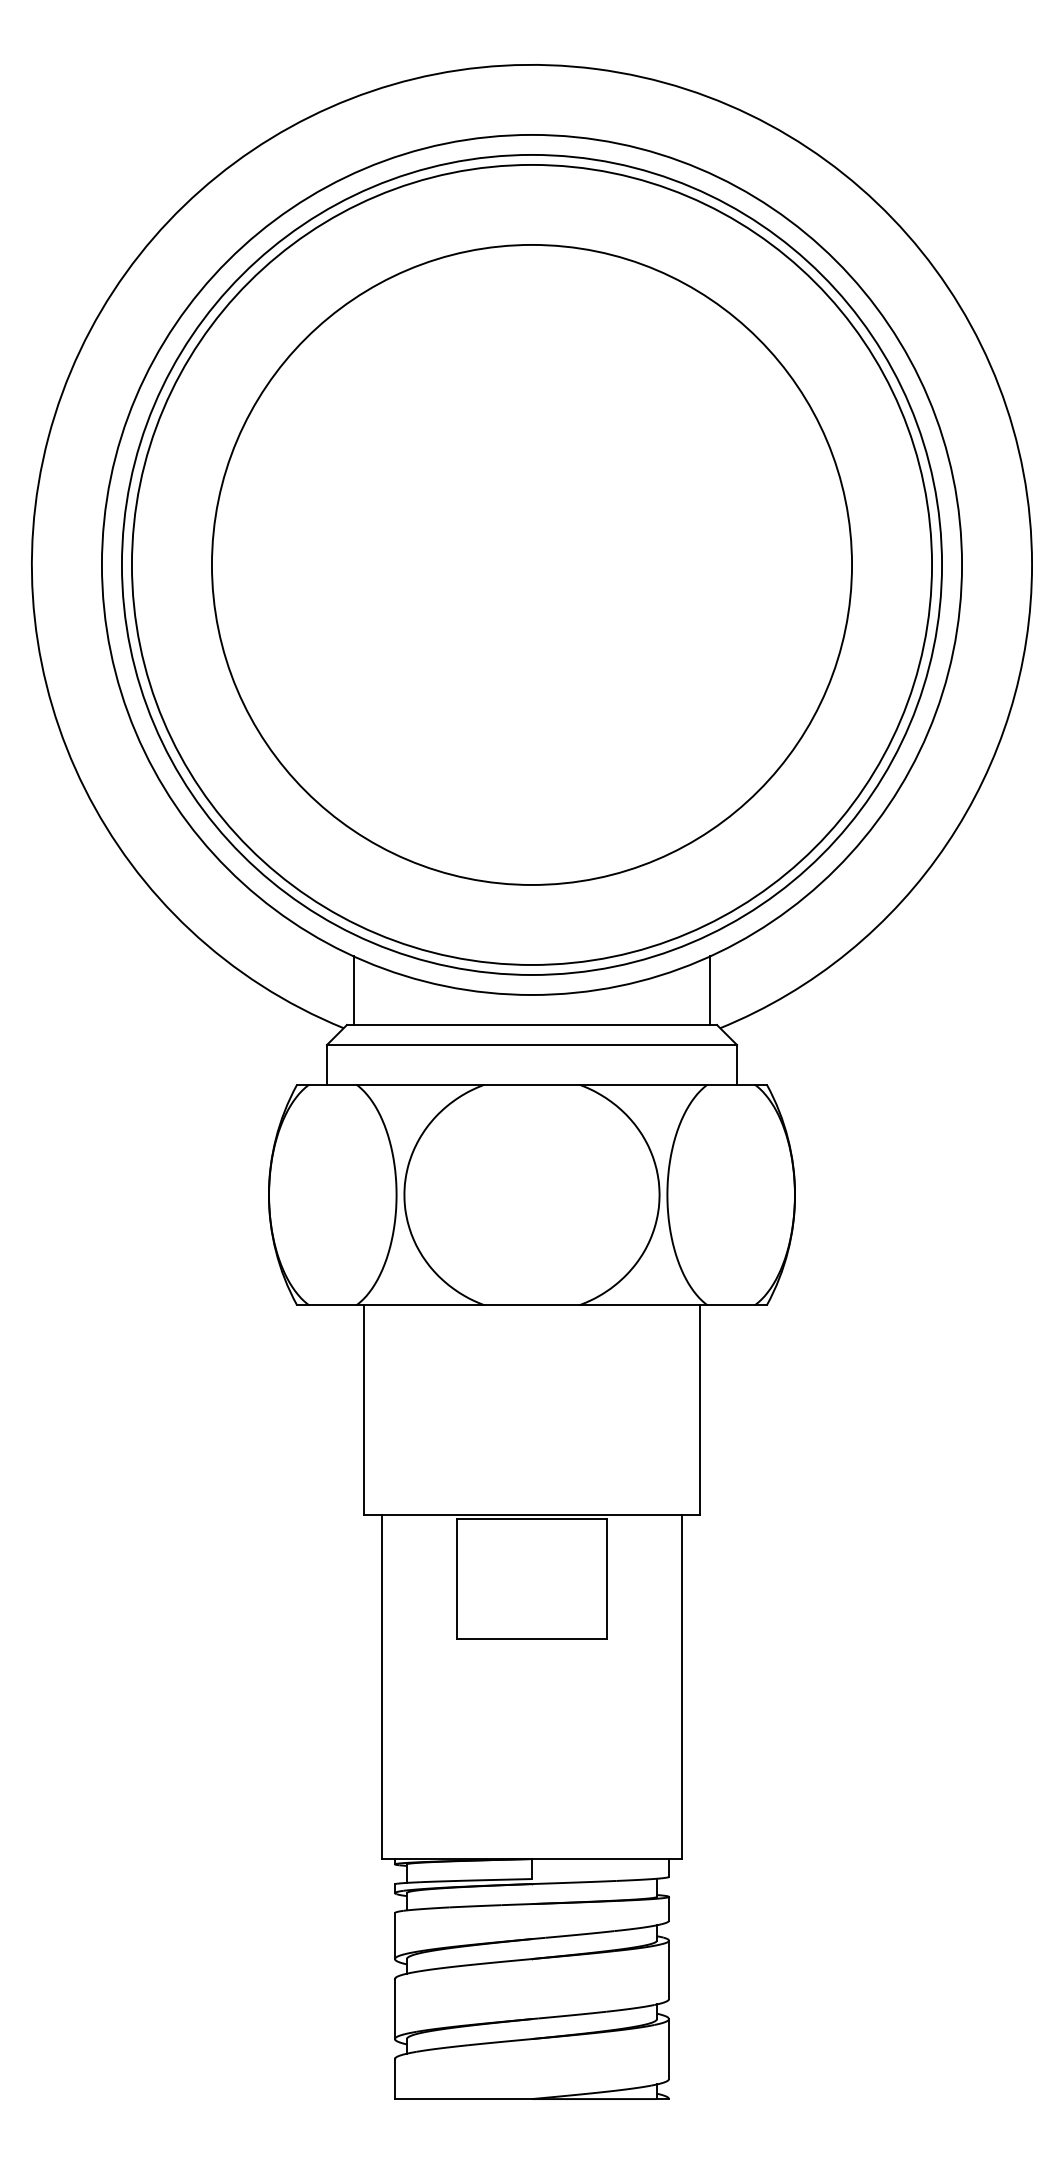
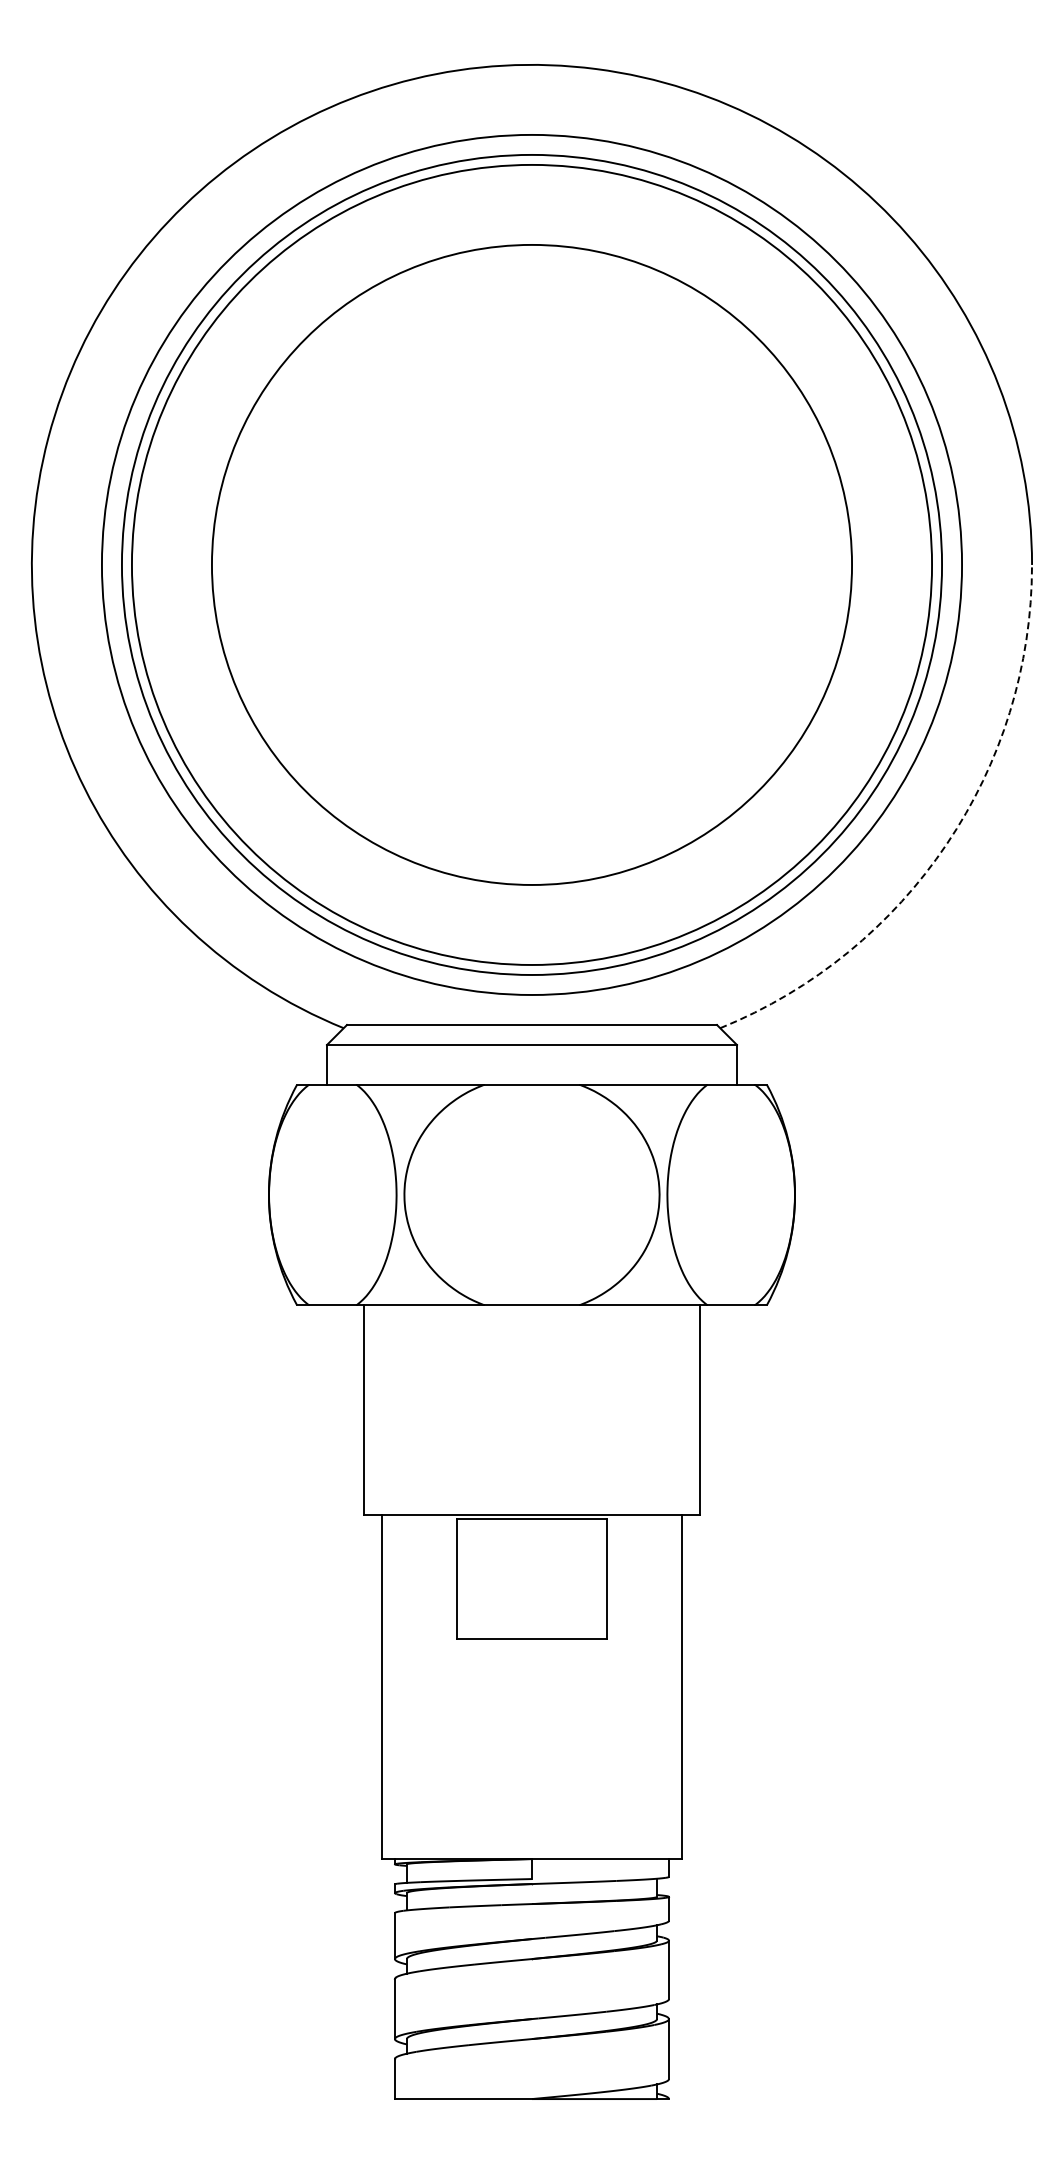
arc: solid -> dashed (946, 844)
line: present -> none (353, 990)
line: present -> none (710, 990)
